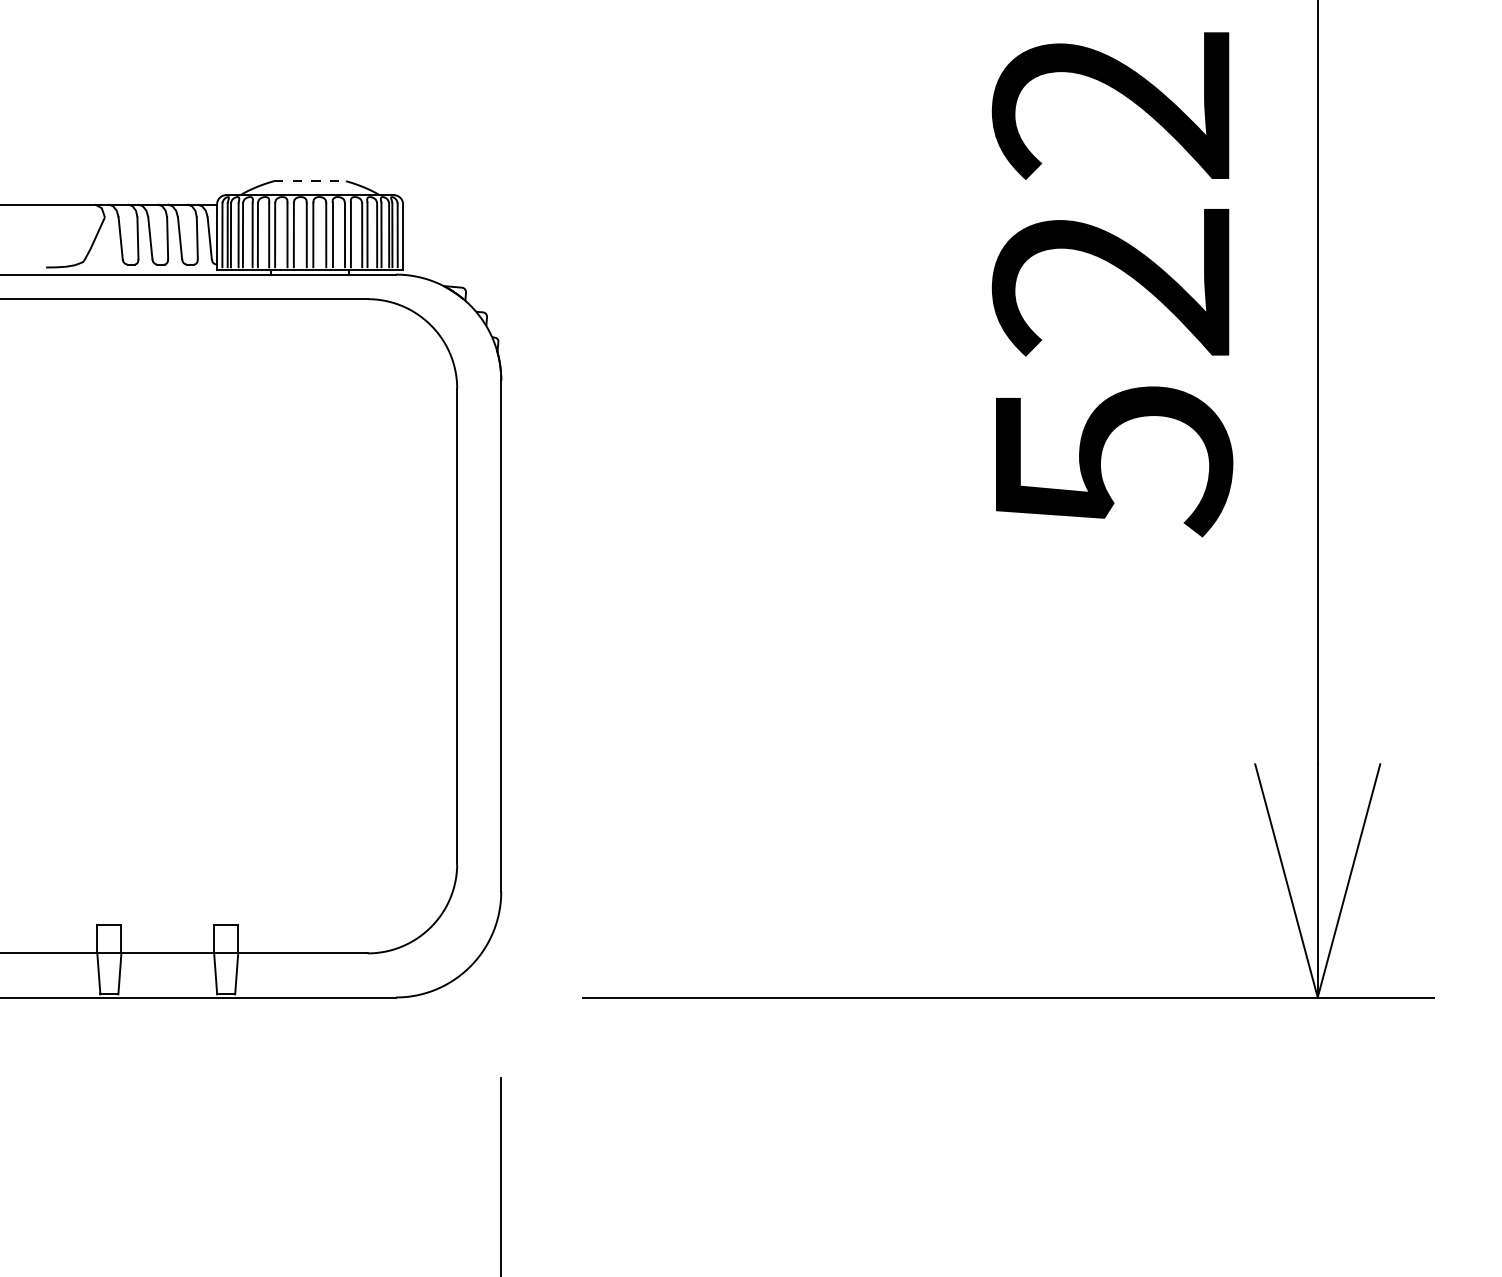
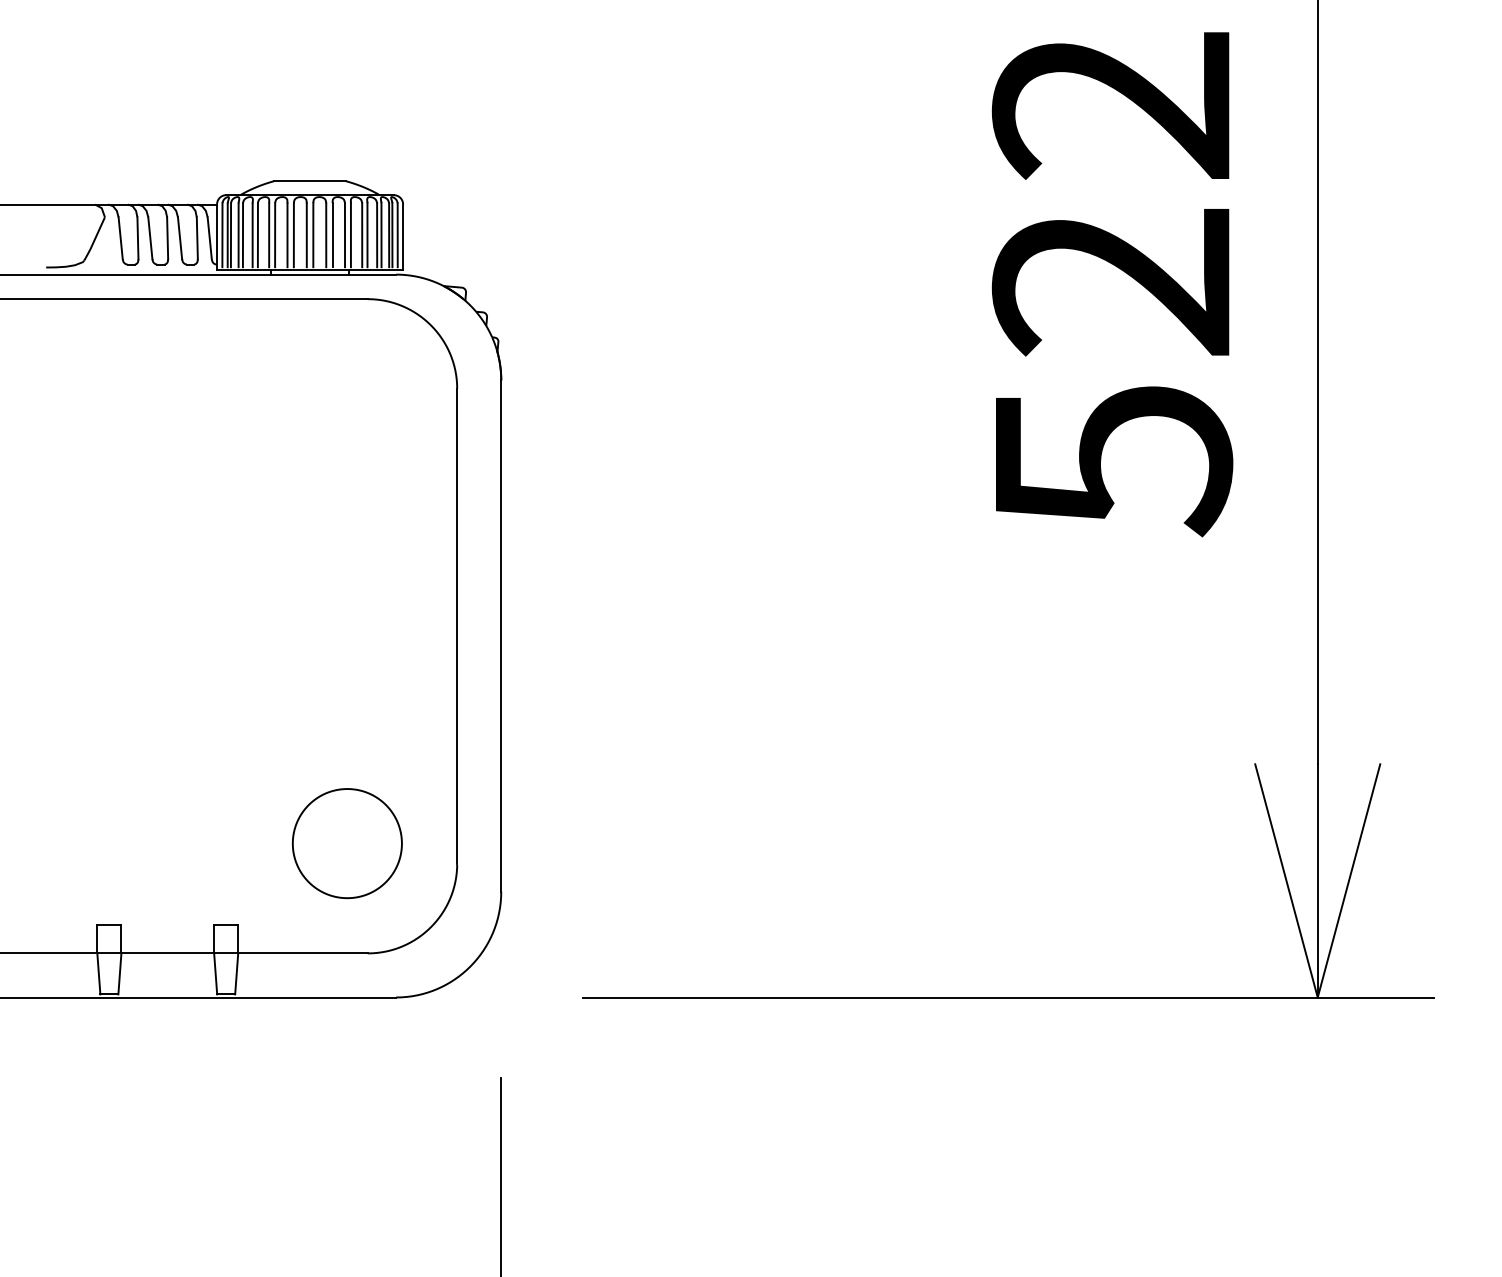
line: dashed -> solid (310, 181)
part: none -> present (346, 843)
